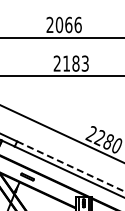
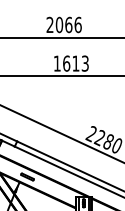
text: 2183 -> 1613 (66, 63)
line: dashed -> solid (71, 166)
